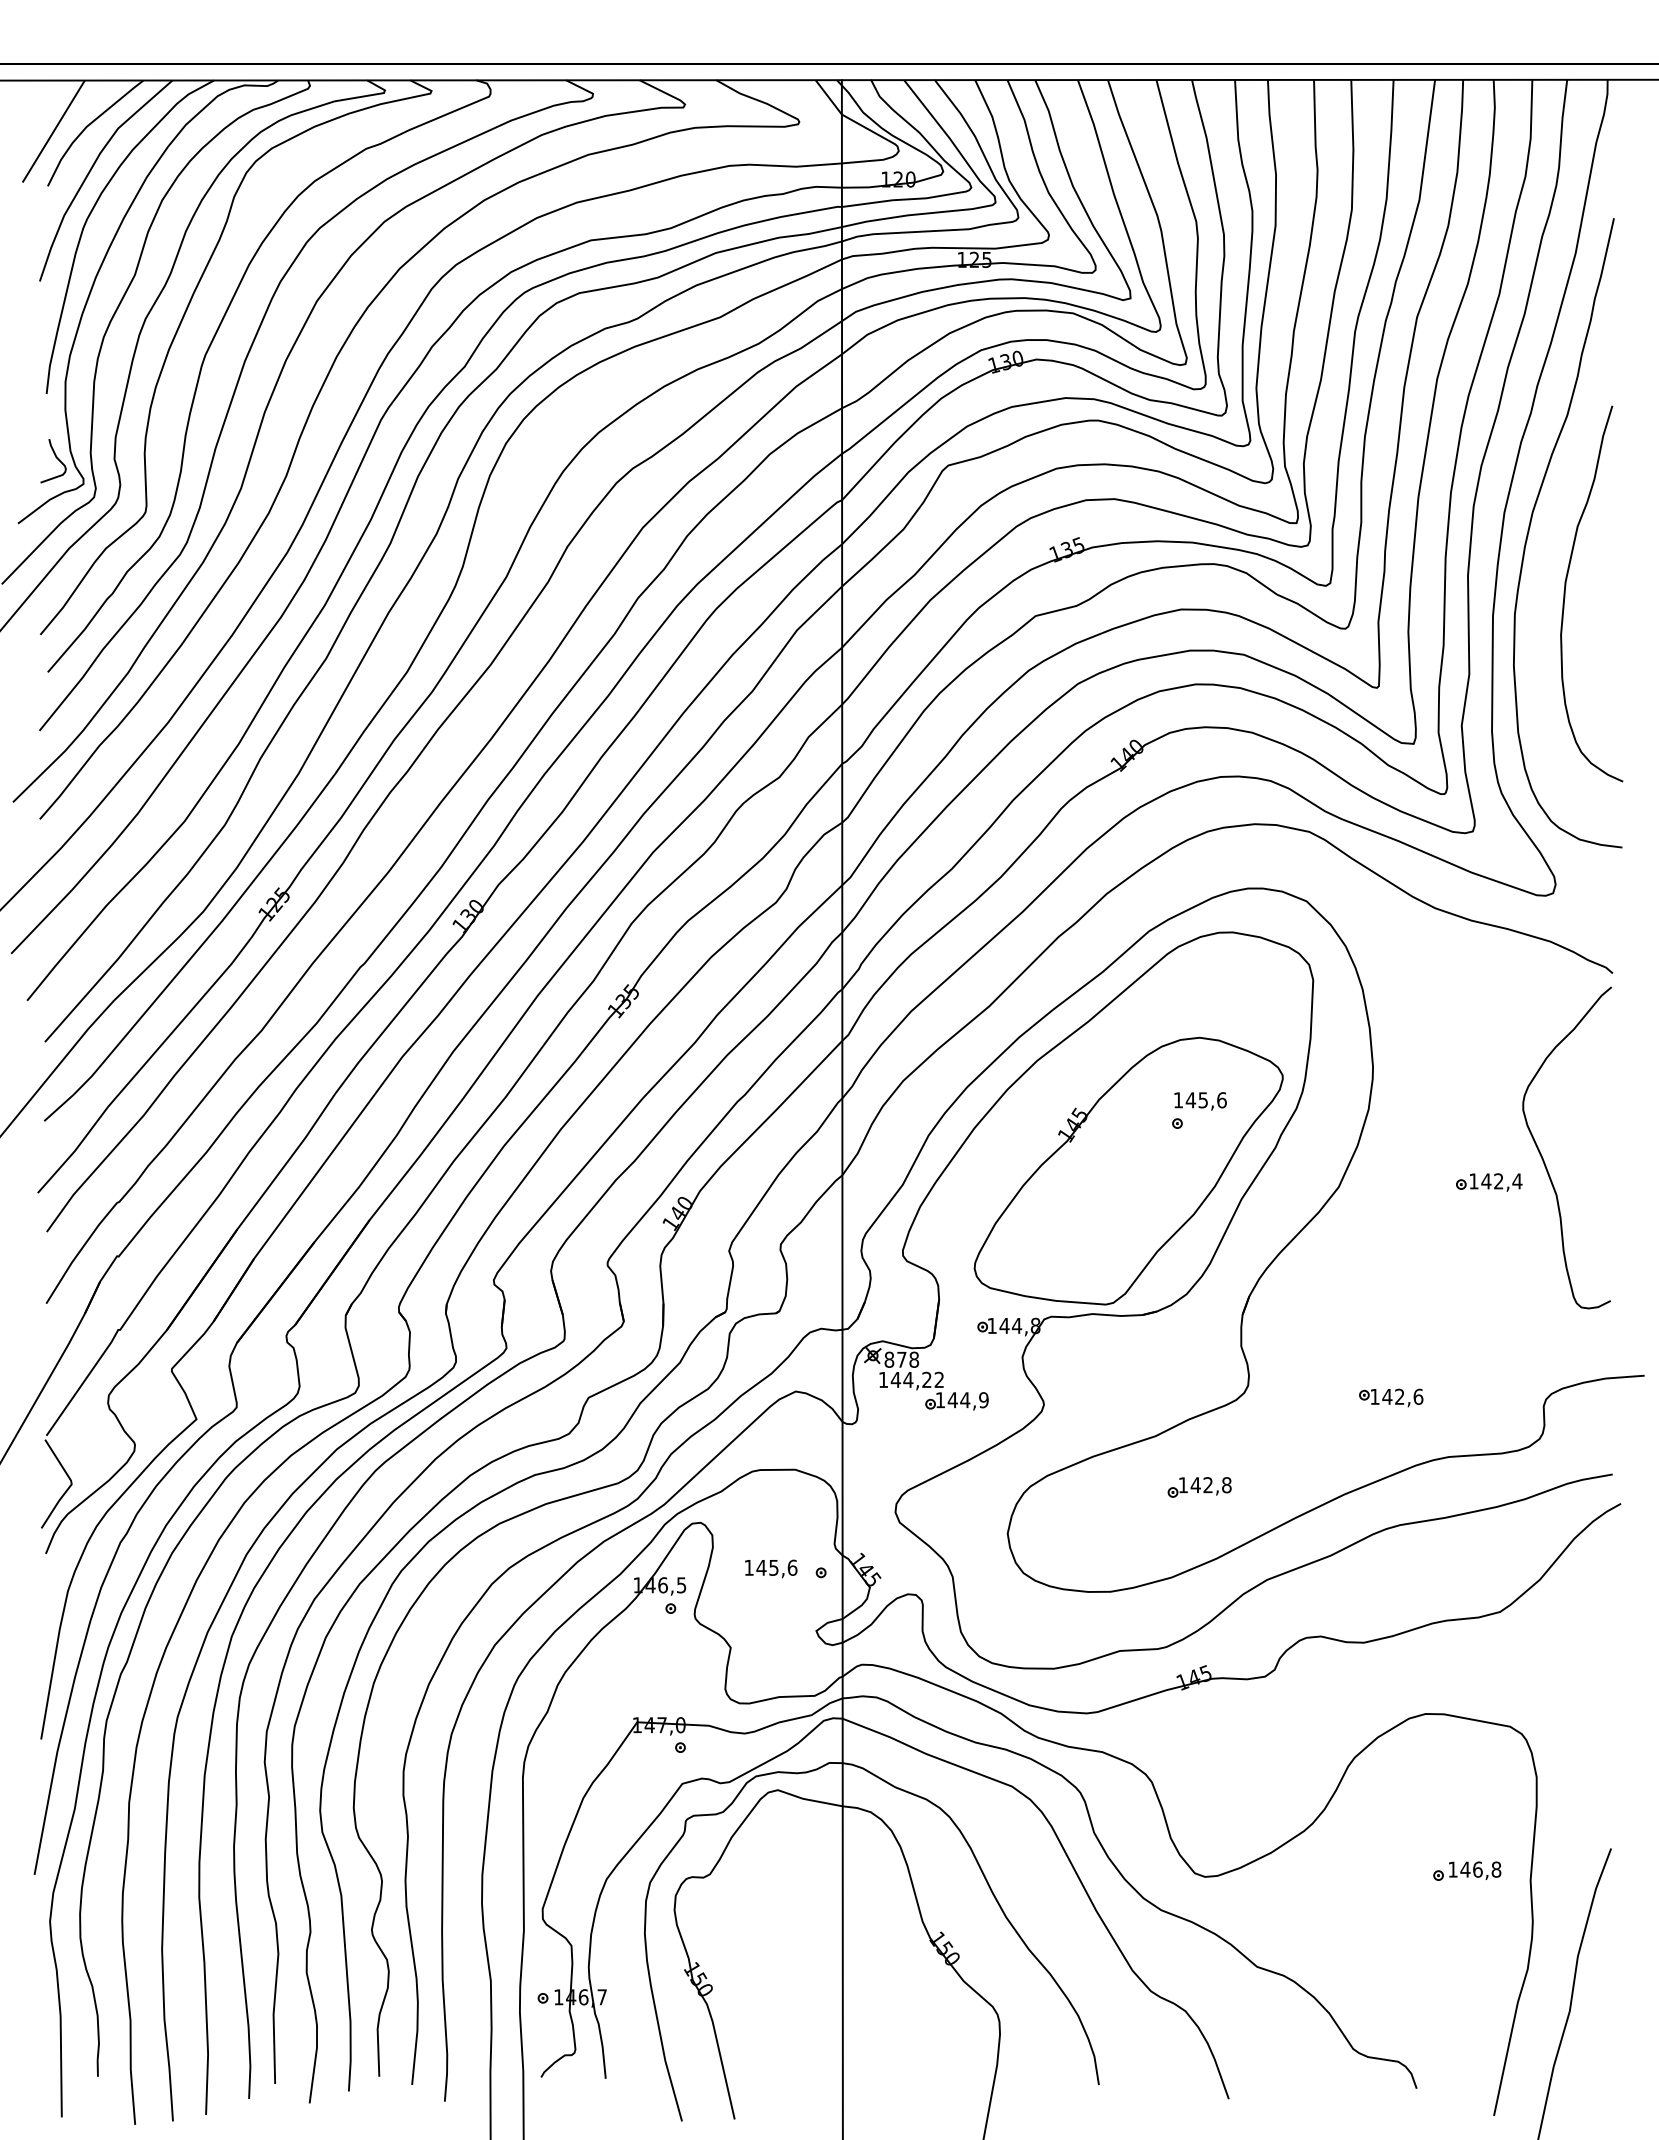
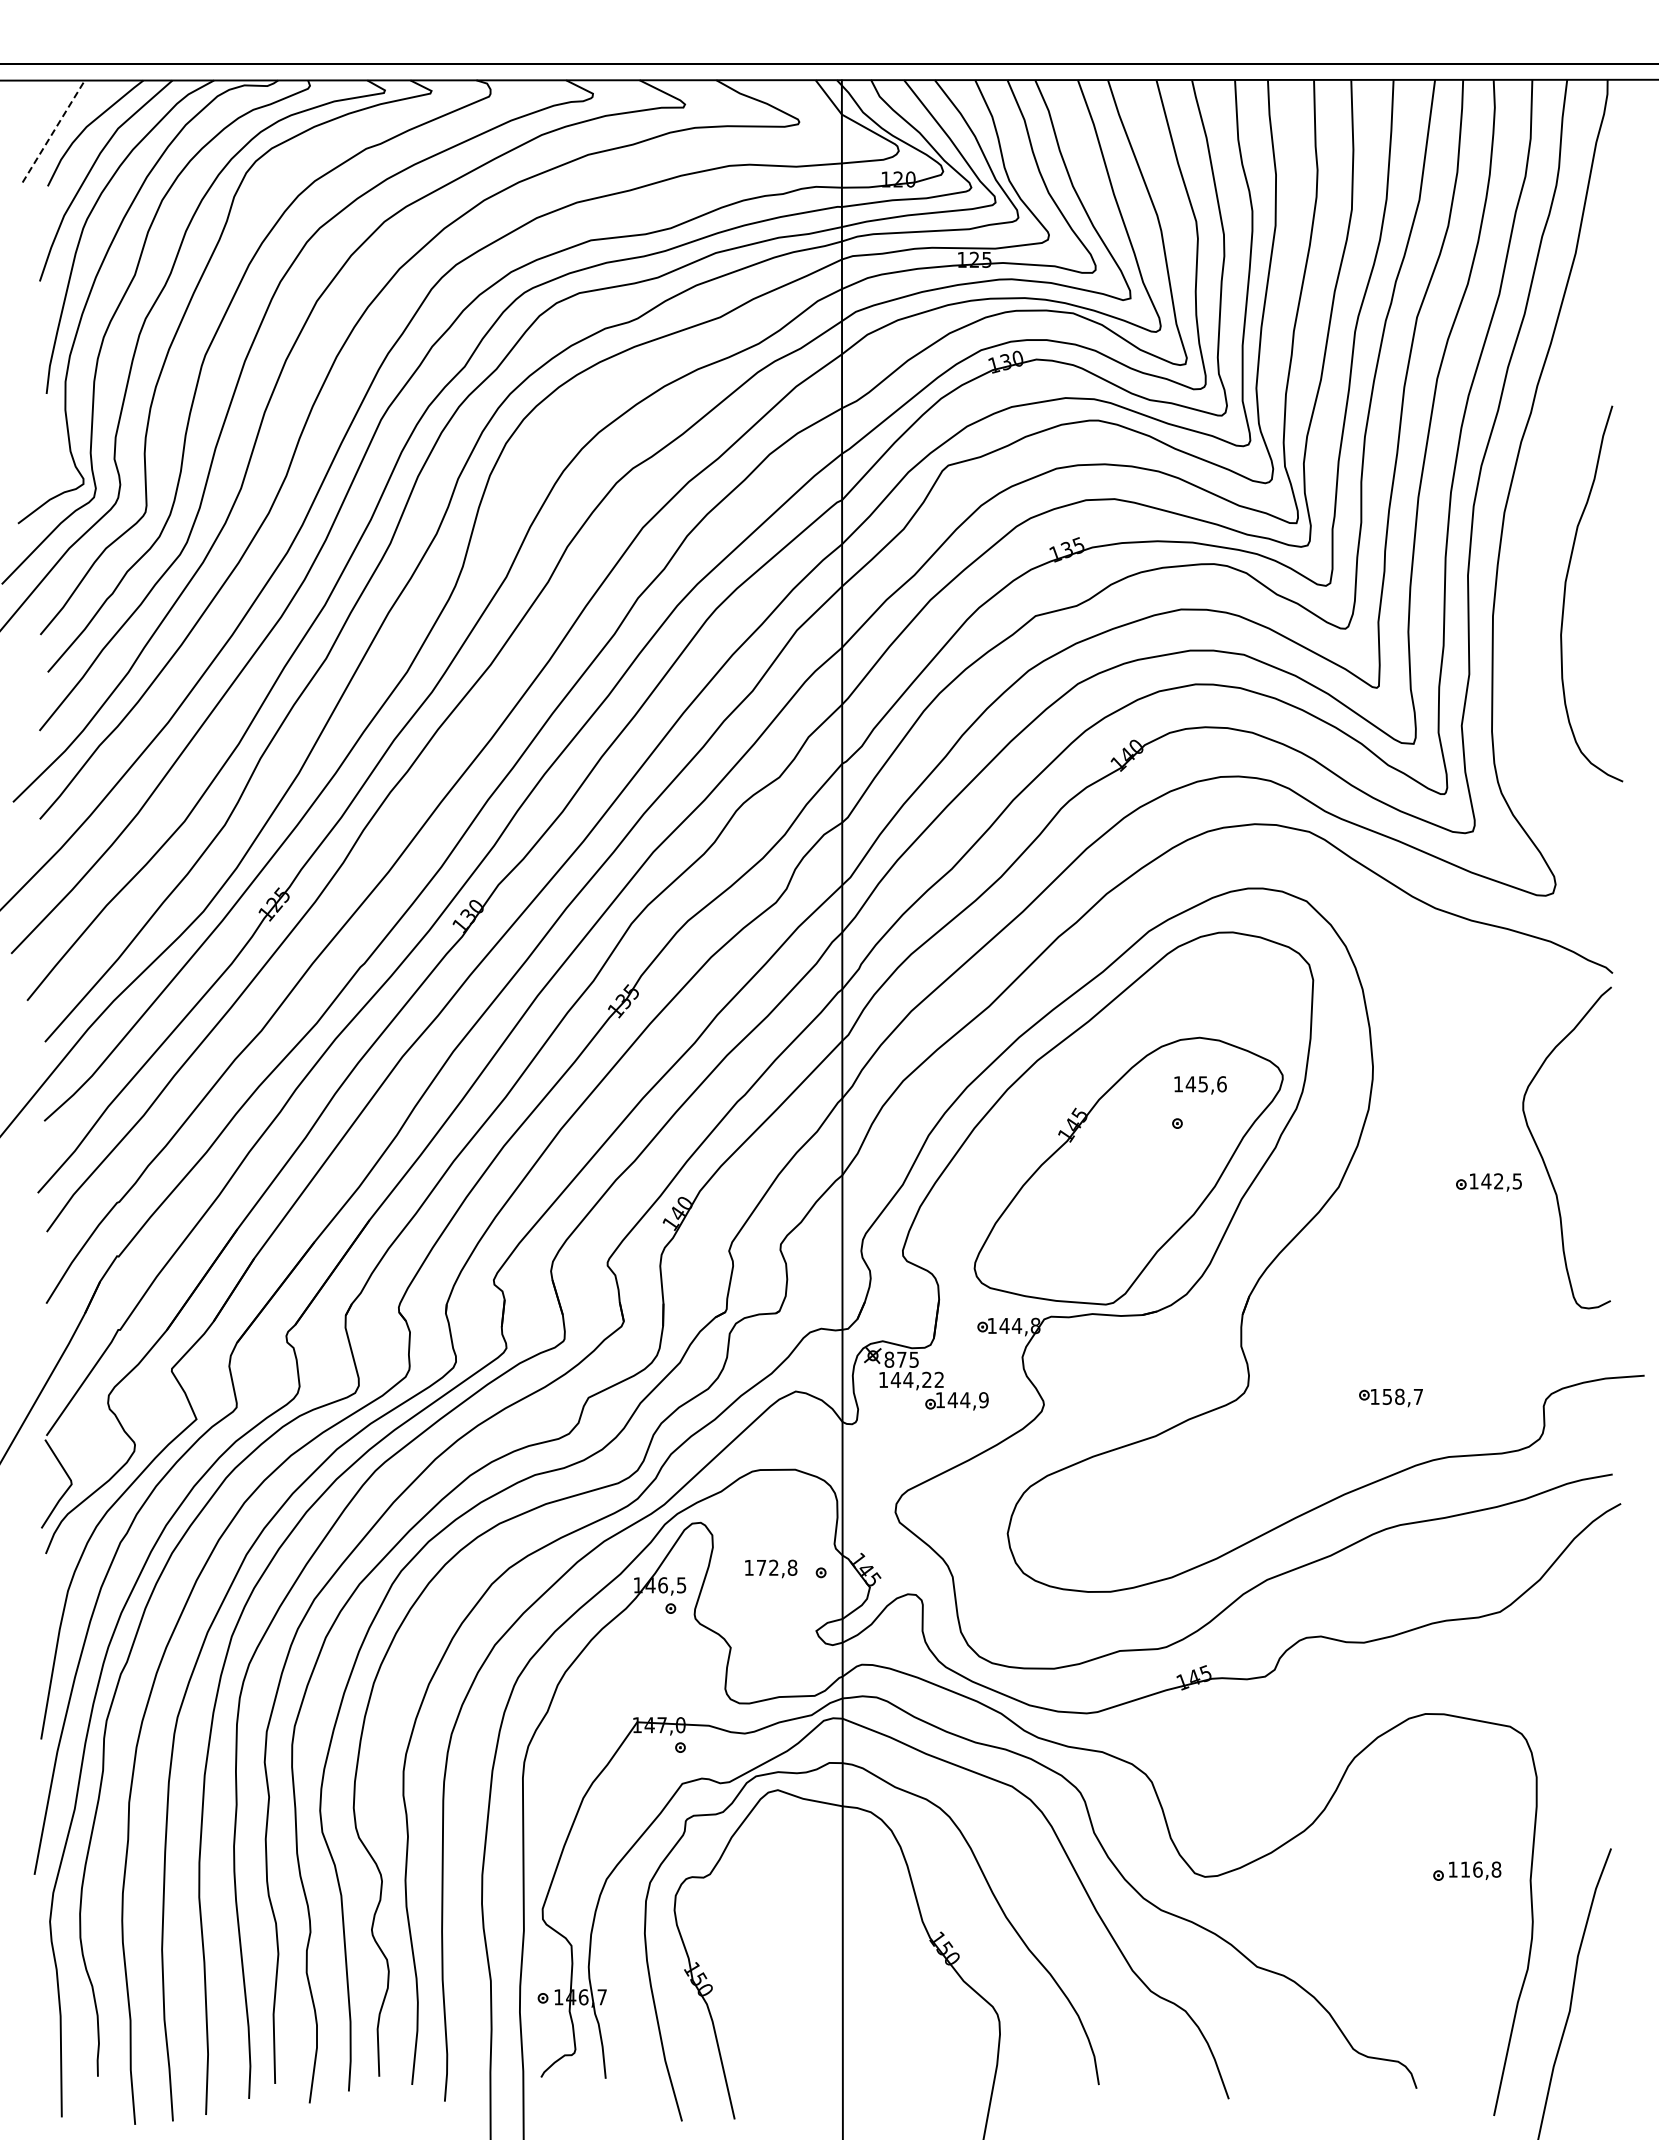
line: solid -> dashed (53, 131)
curve: present -> none (56, 458)
curve: present -> none (1531, 523)
text position: (1200, 1101) -> (1200, 1085) (1200, 1085)
text: 142,4 -> 142,5 (1517, 1181)
text: 878 -> 875 (914, 1359)
text: 142,6 -> 158,7 (1402, 1396)
part: present -> none (1199, 1487)
text: 145,6 -> 172,8 (776, 1567)
text: 146,8 -> 116,8 (1465, 1869)
